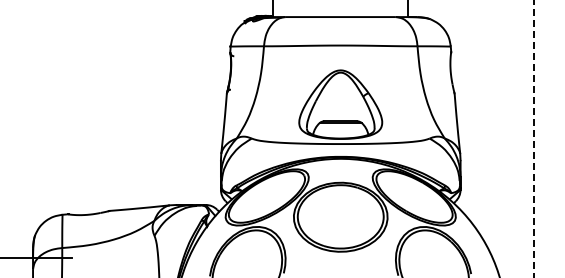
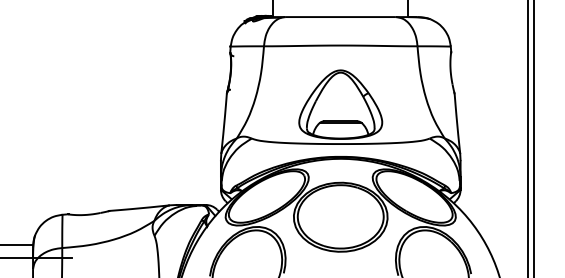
line: none -> present (528, 138)
line: dashed -> solid (534, 139)
line: none -> present (17, 244)
